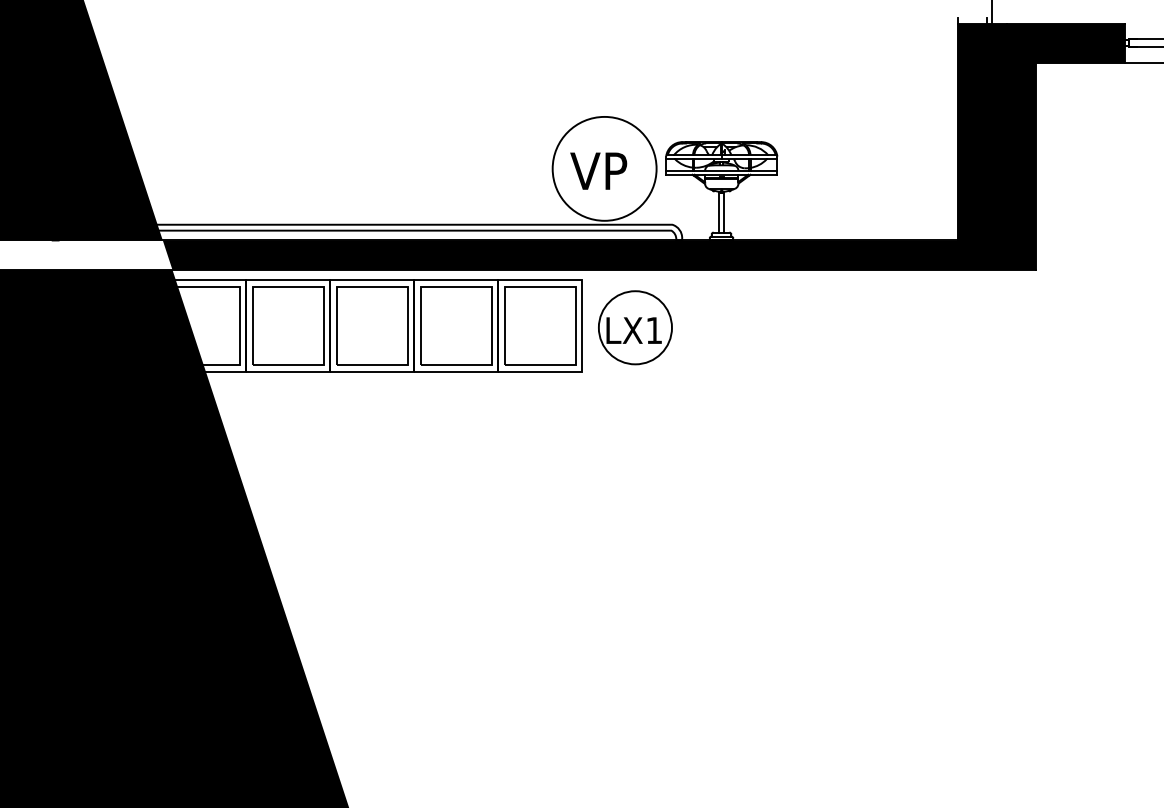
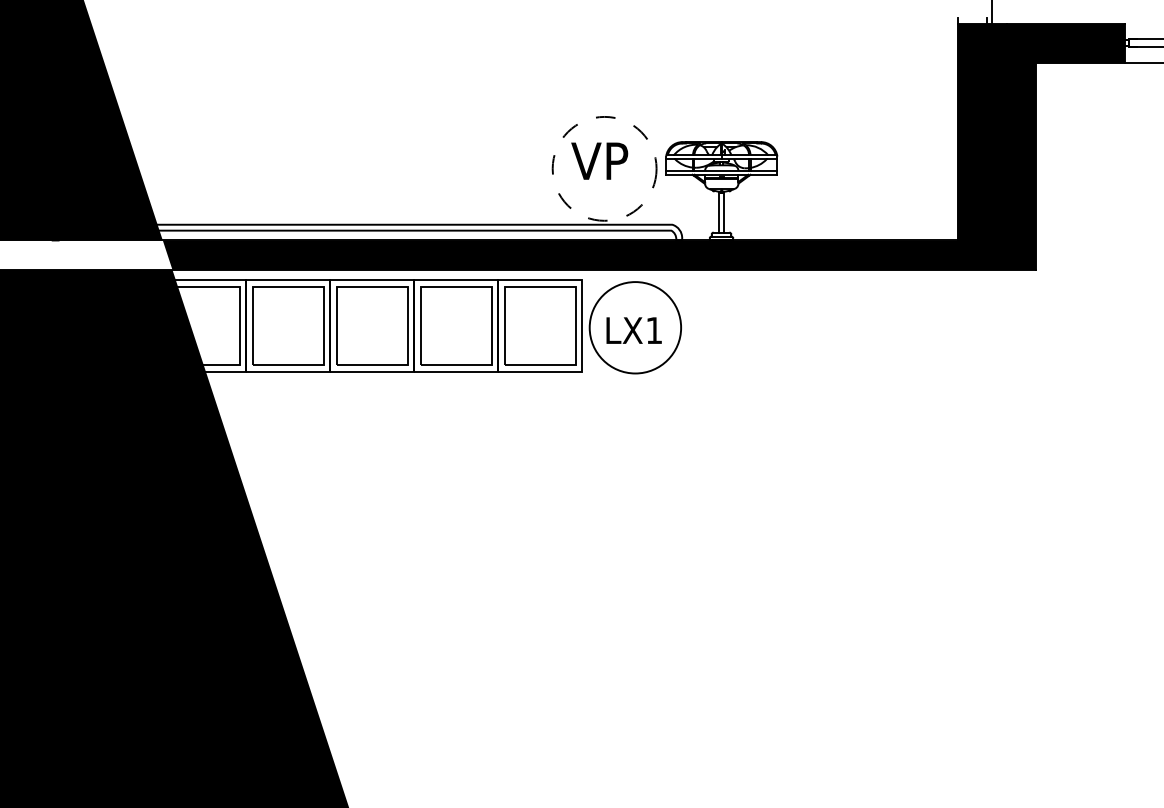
circle: solid -> dashed (604, 168)
text position: (598, 170) -> (599, 160) (599, 160)
circle diameter: 73 px -> 91 px (635, 327)
